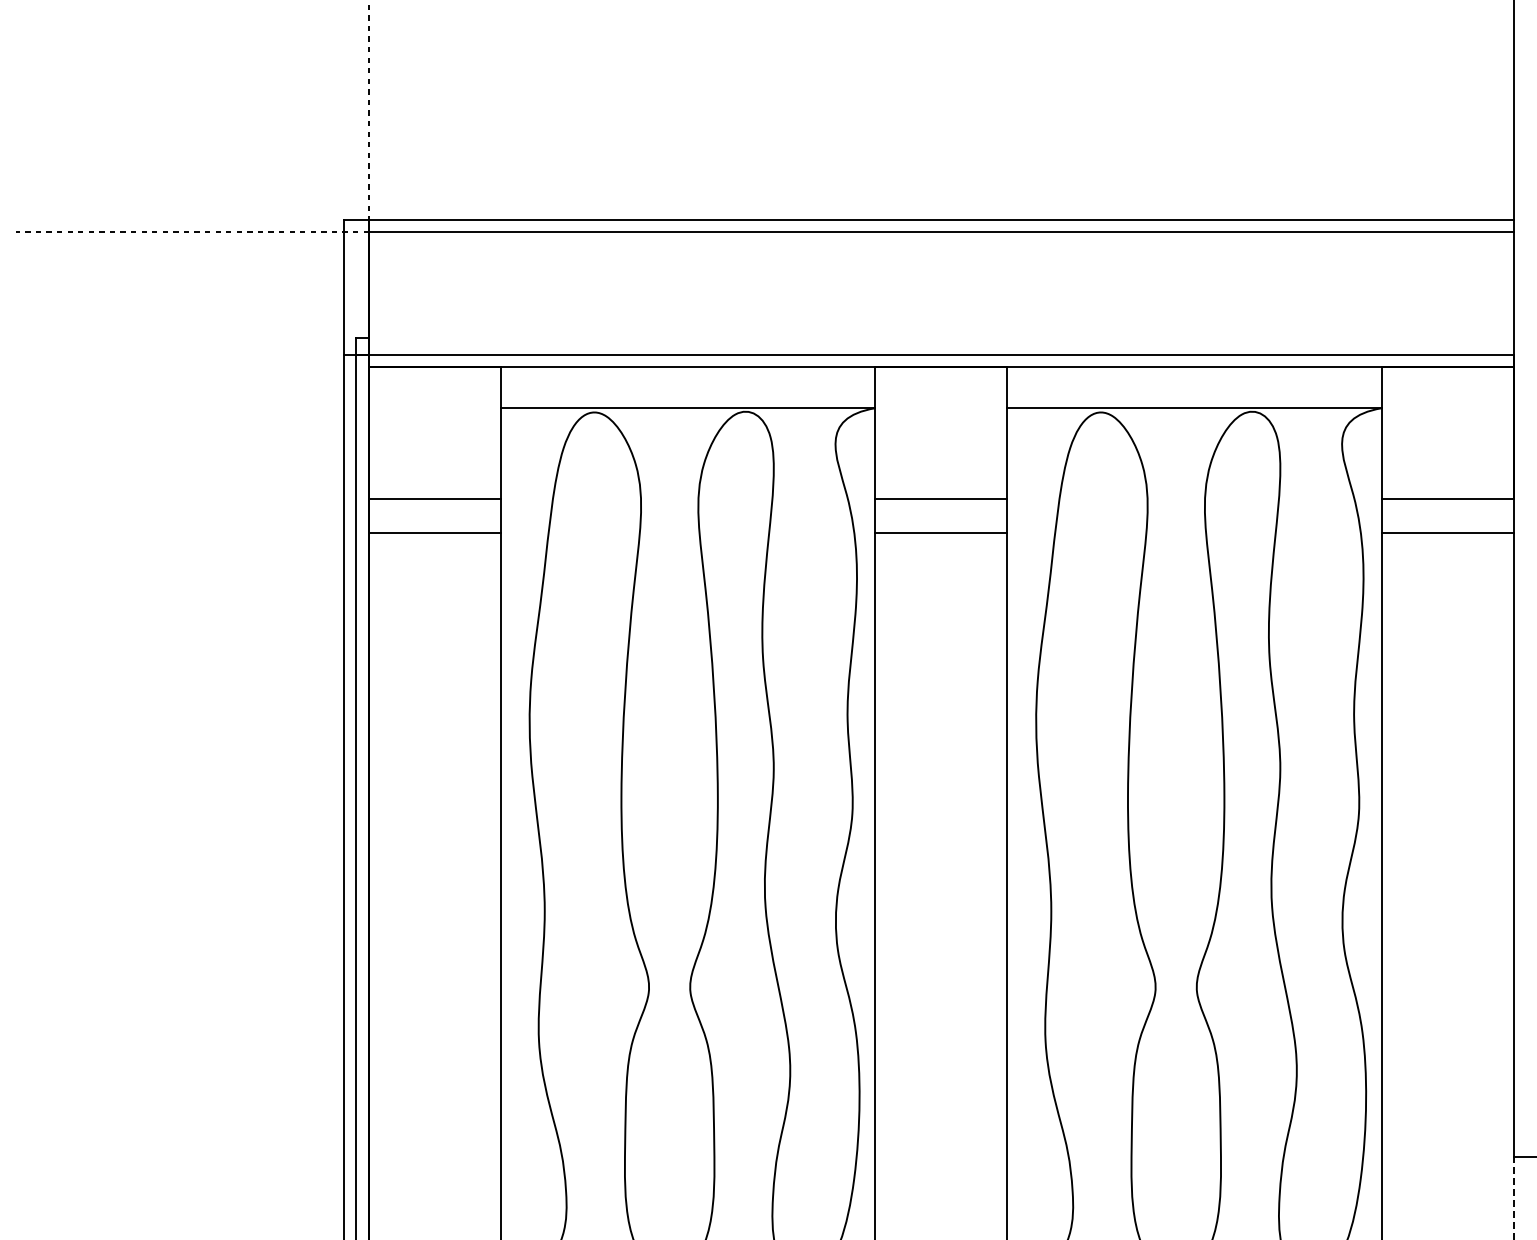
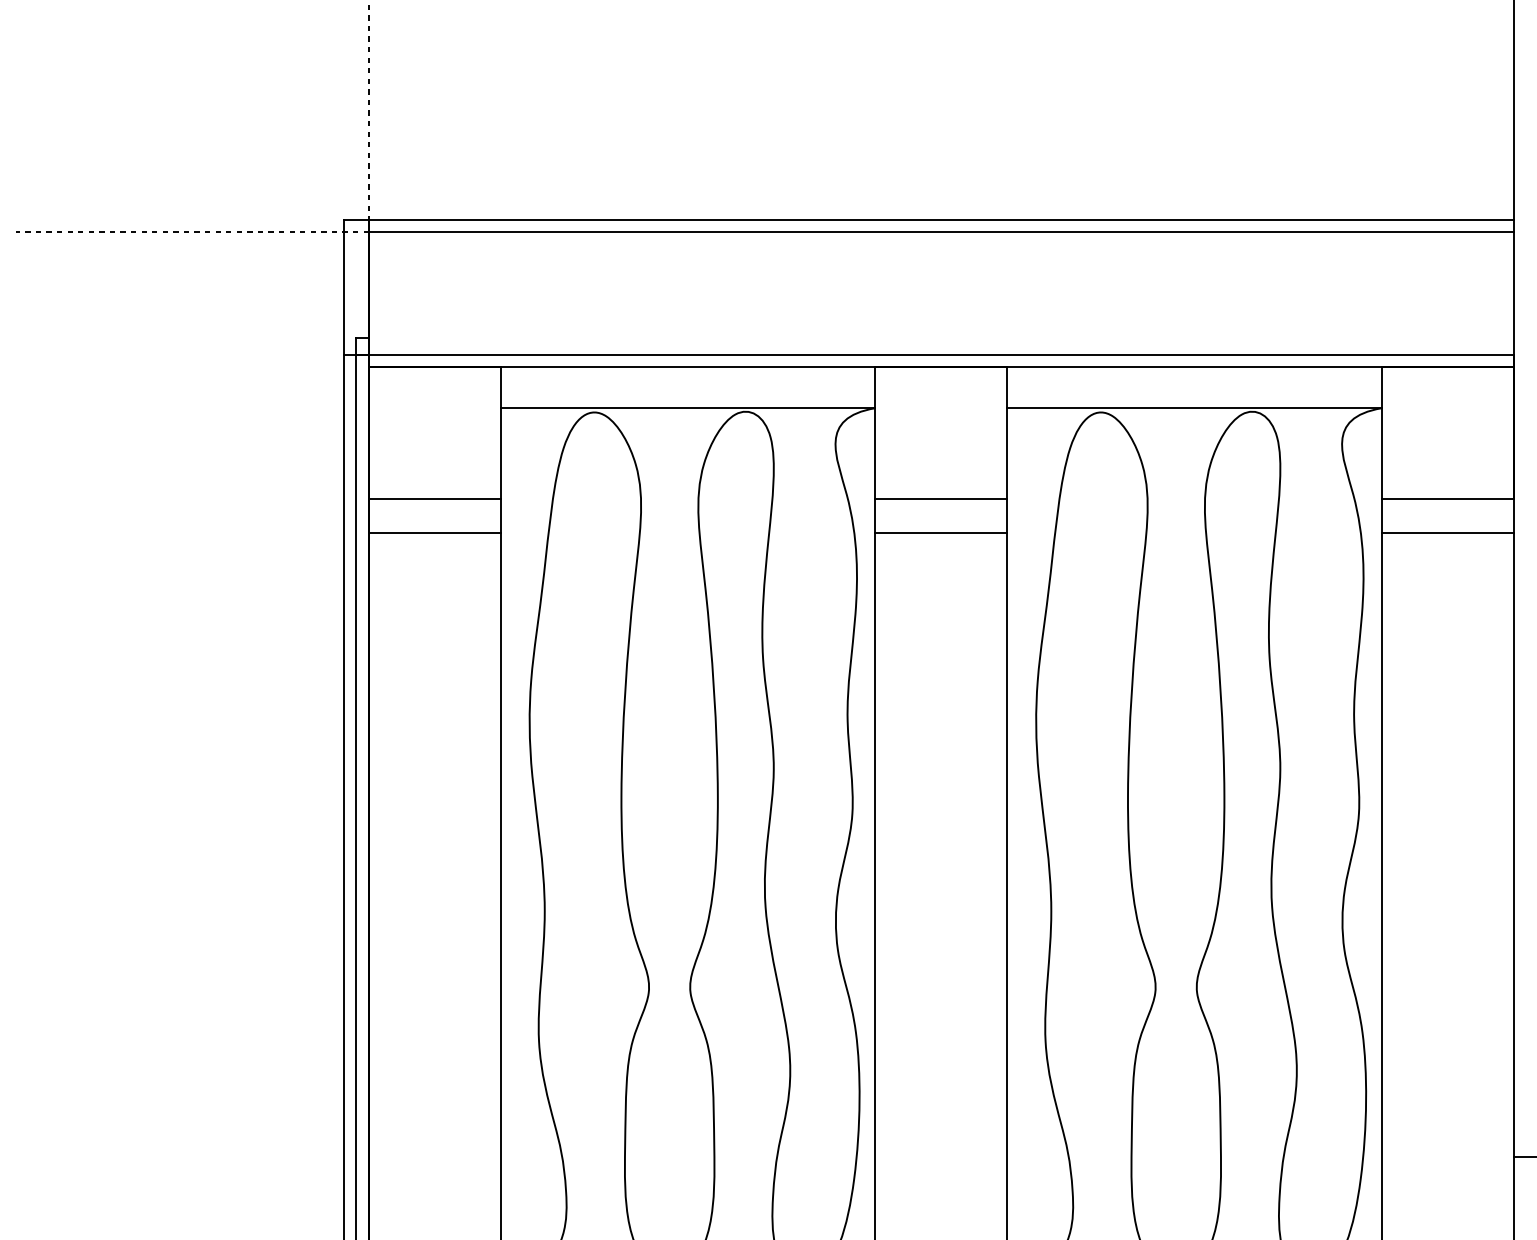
line: dashed -> solid (1514, 1198)
